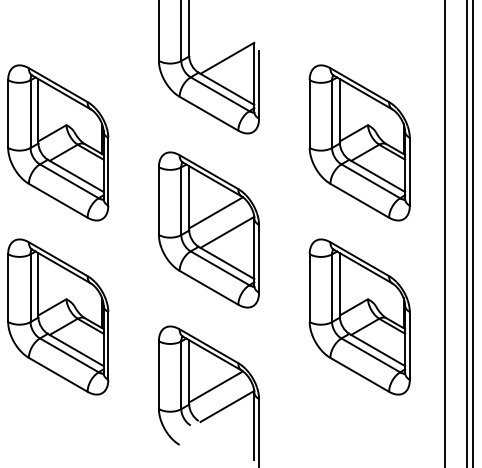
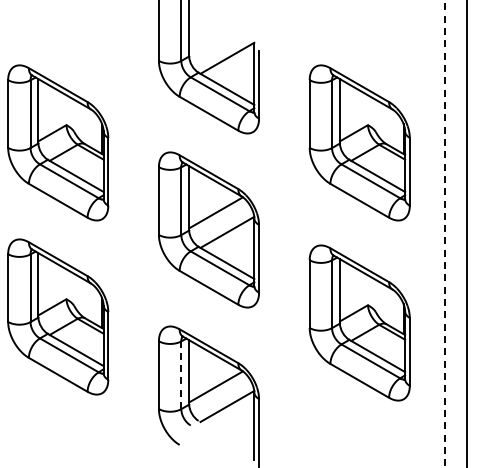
line: solid -> dashed (444, 233)
line: present -> none (472, 233)
part position: (359, 316) -> (359, 322) (359, 322)
line: solid -> dashed (181, 375)
